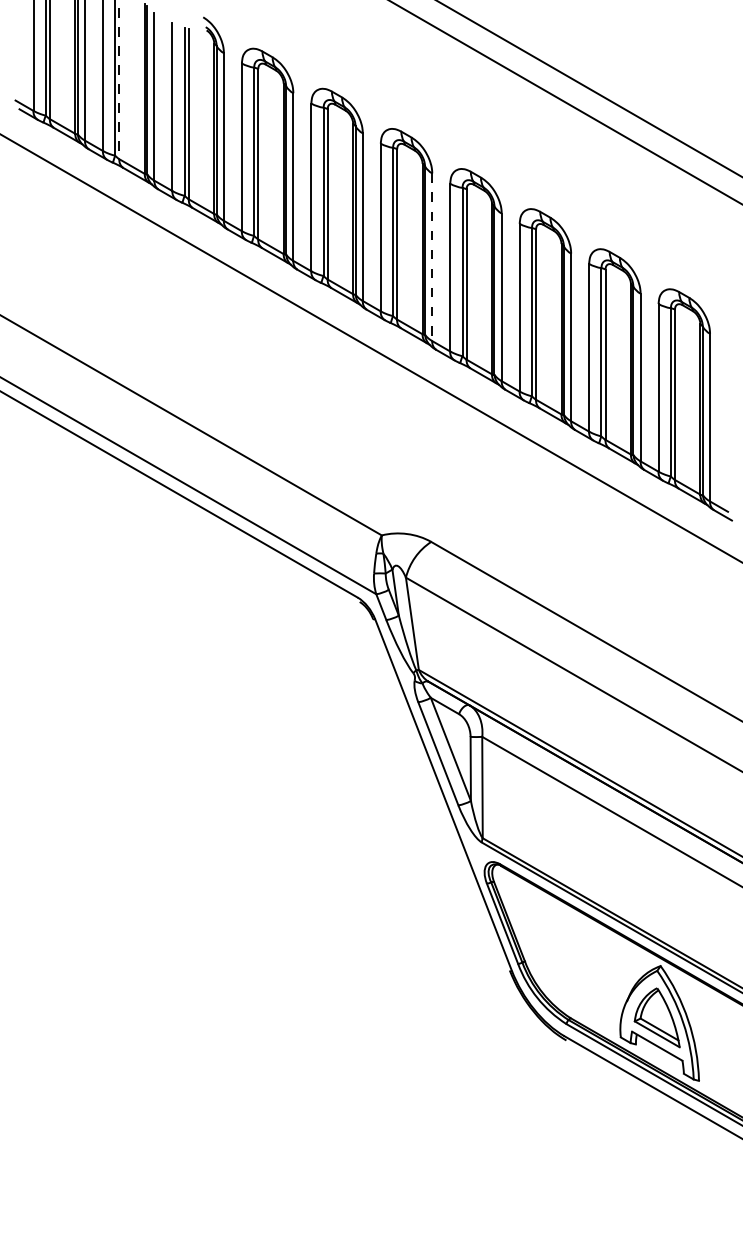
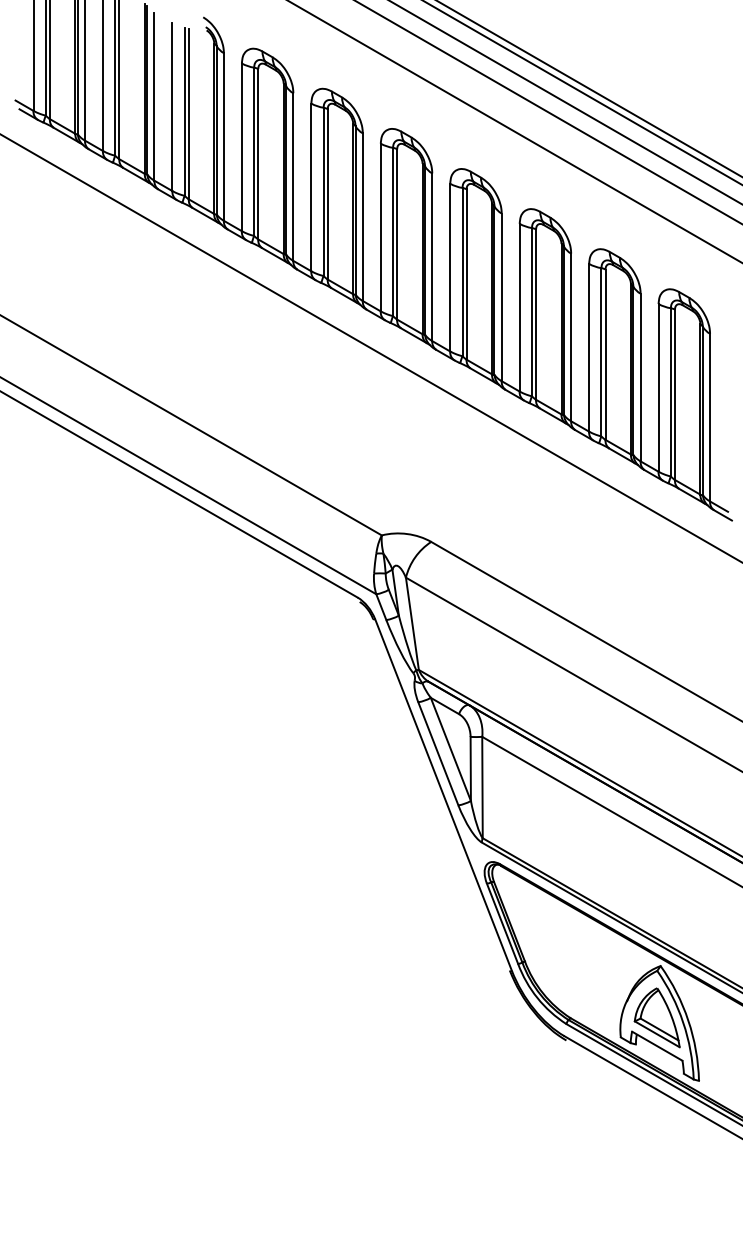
line: dashed -> solid (119, 80)
line: none -> present (582, 92)
line: none -> present (548, 112)
line: none -> present (514, 131)
line: dashed -> solid (432, 257)
